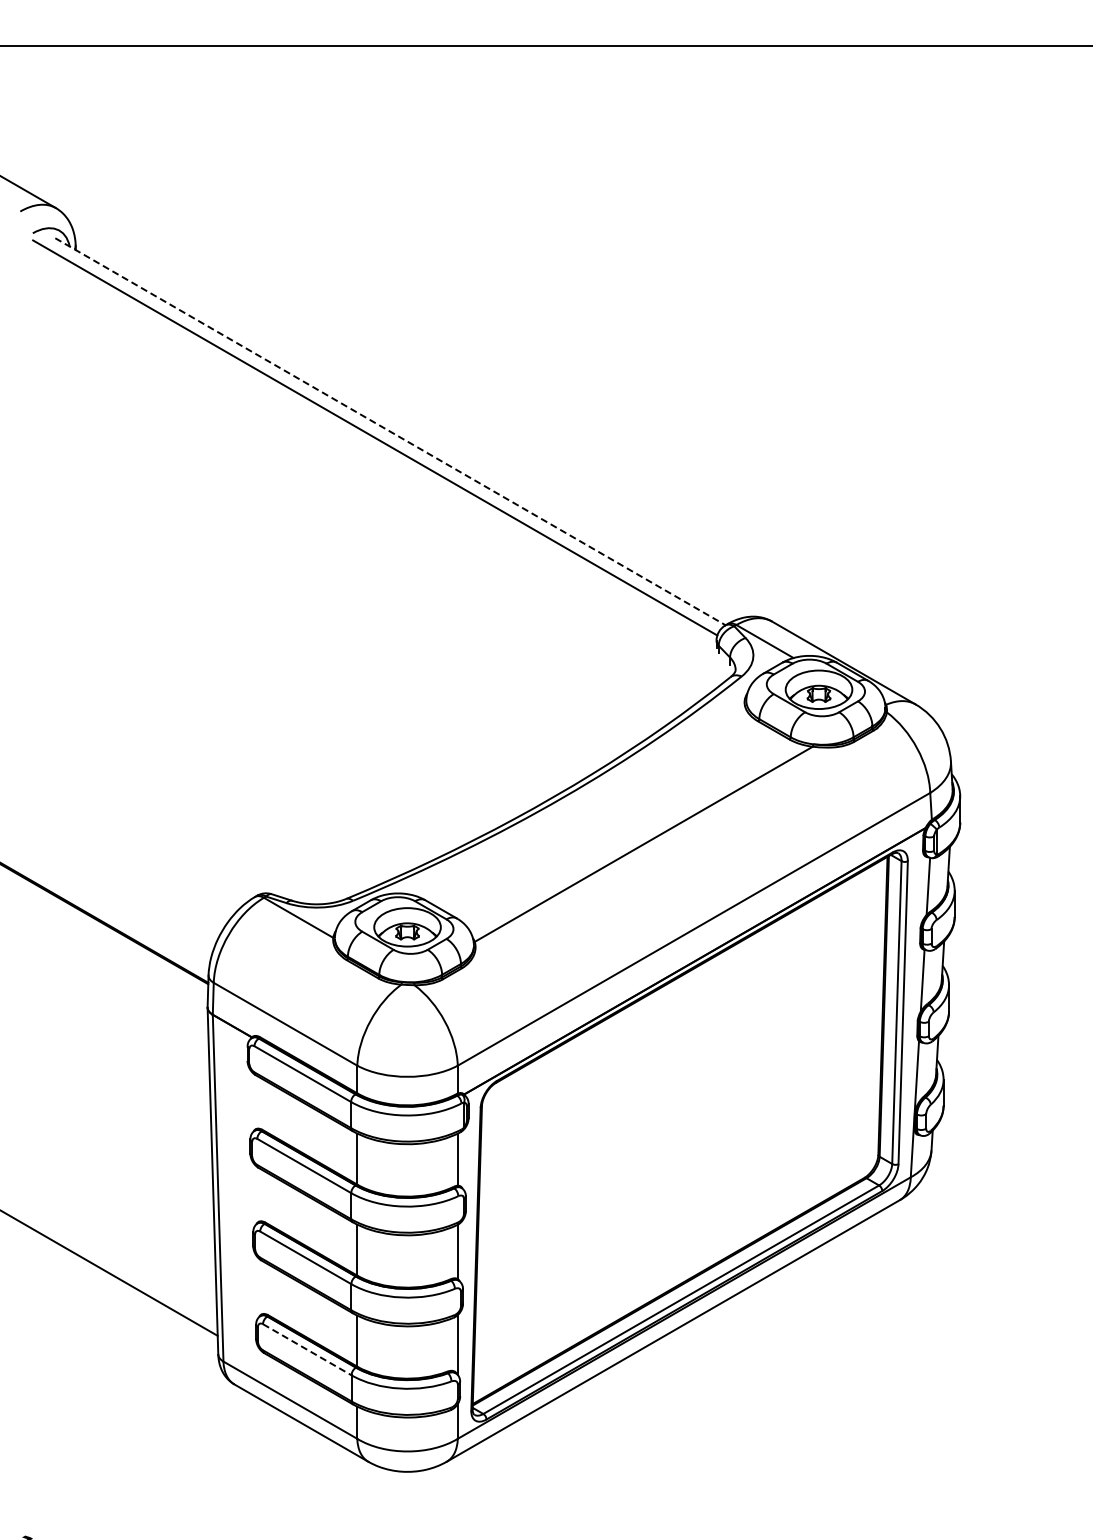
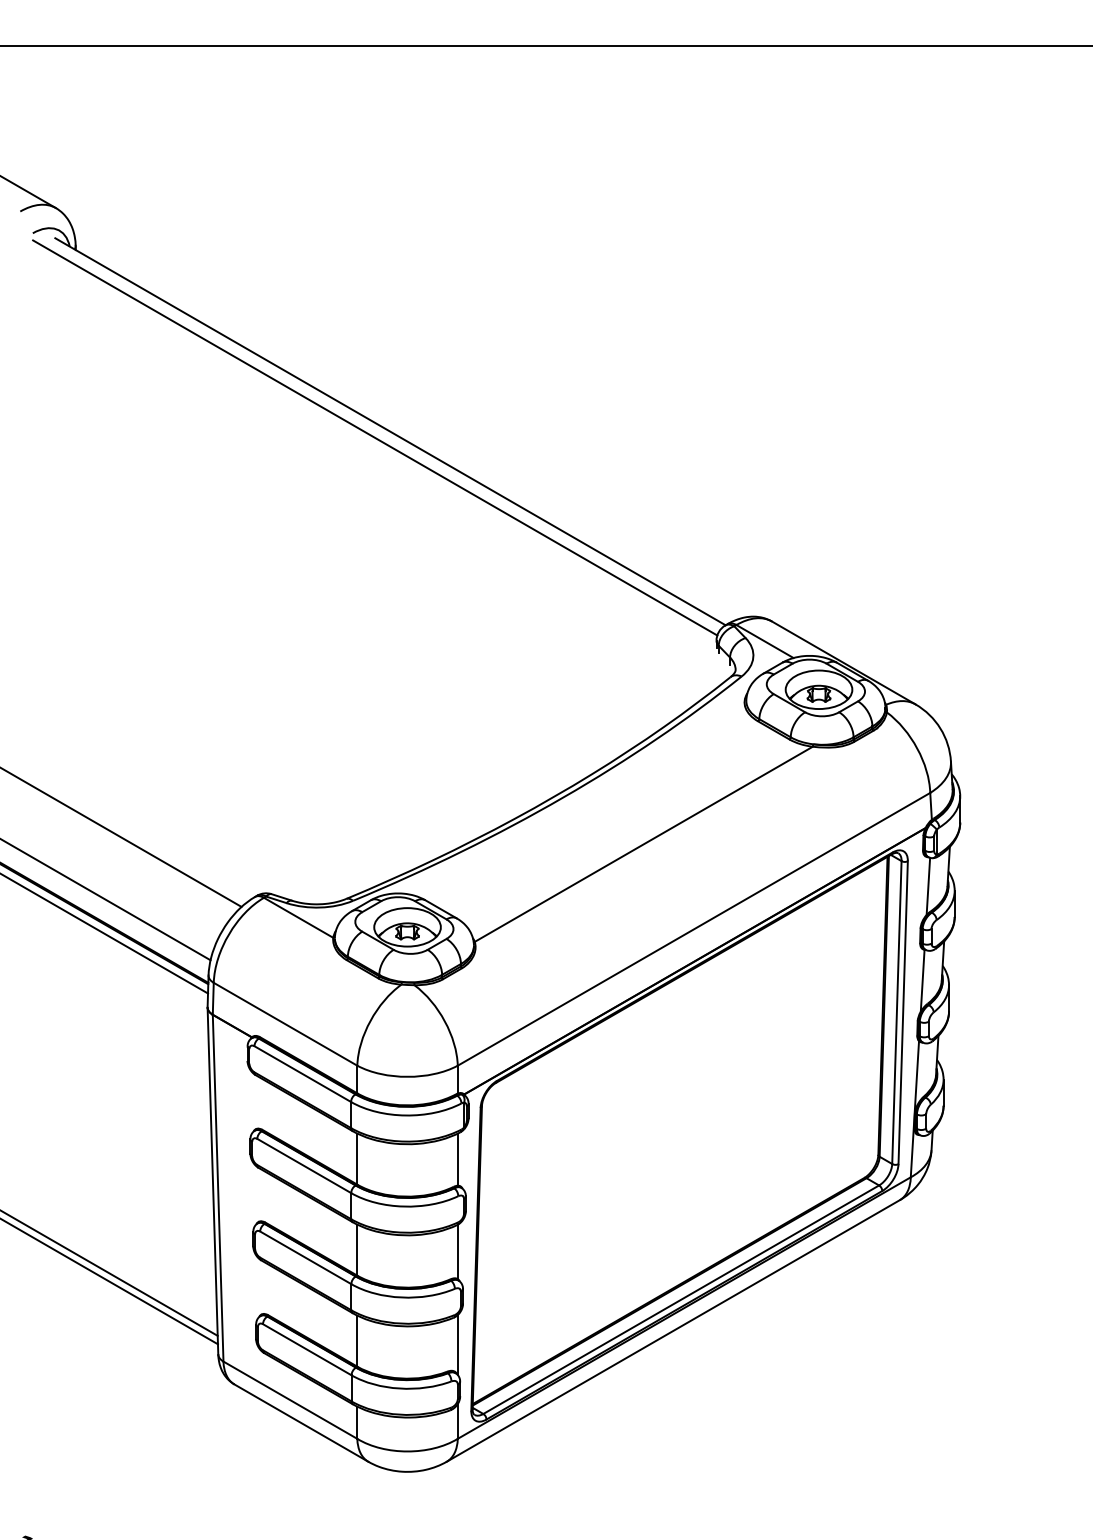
line: dashed -> solid (390, 432)
line: none -> present (121, 837)
line: none -> present (106, 900)
line: none -> present (105, 933)
line: none -> present (109, 1281)
line: dashed -> solid (307, 1349)
